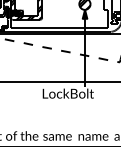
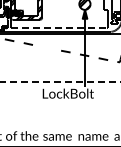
line: solid -> dashed (59, 27)
line: present -> none (46, 47)
line: solid -> dashed (60, 81)
